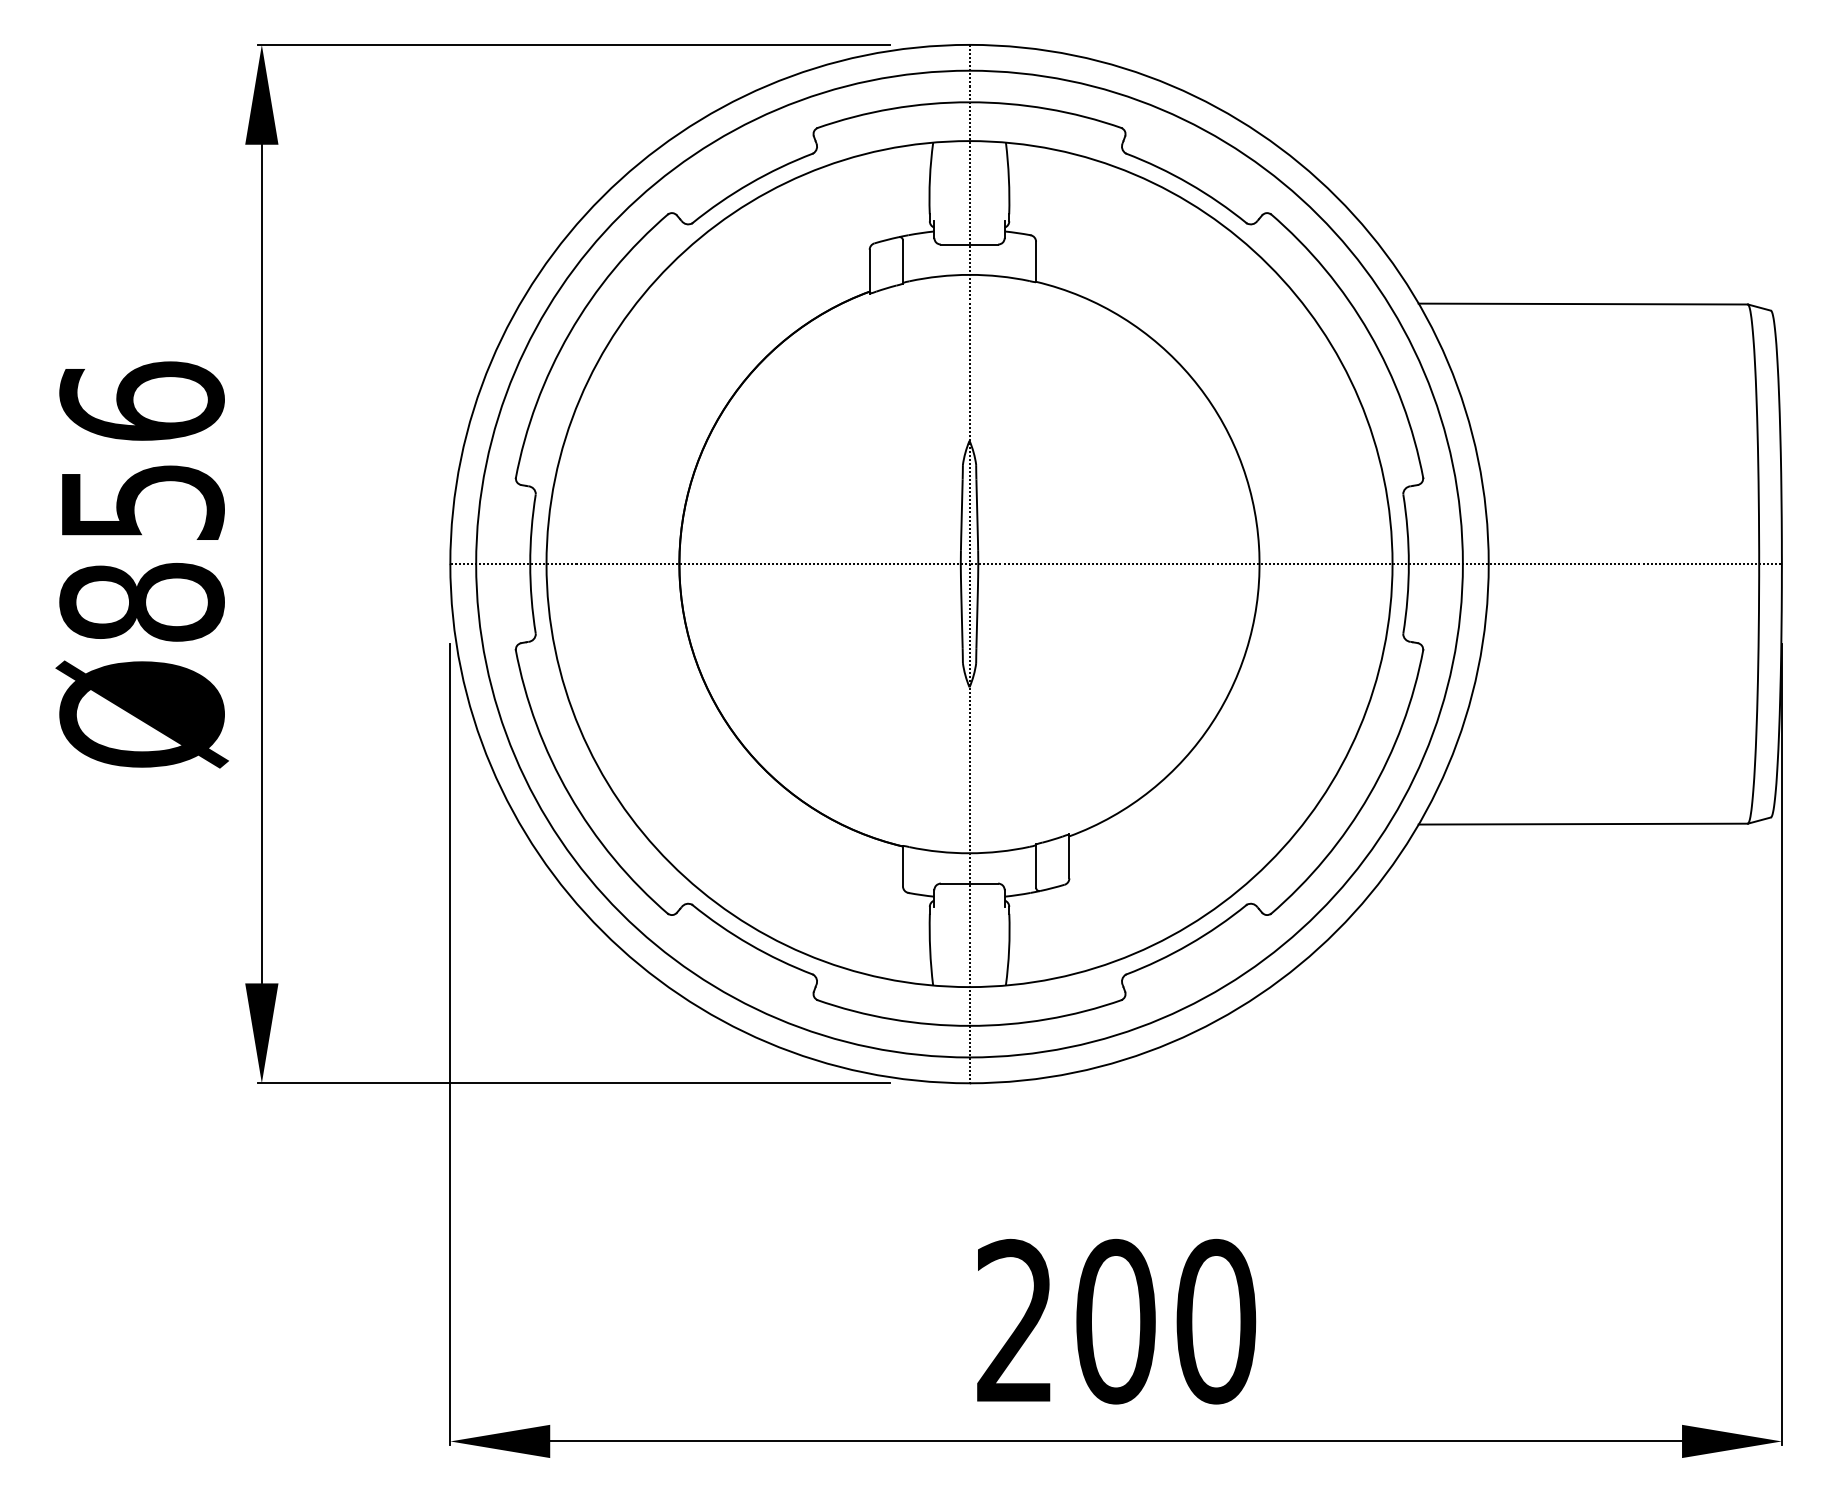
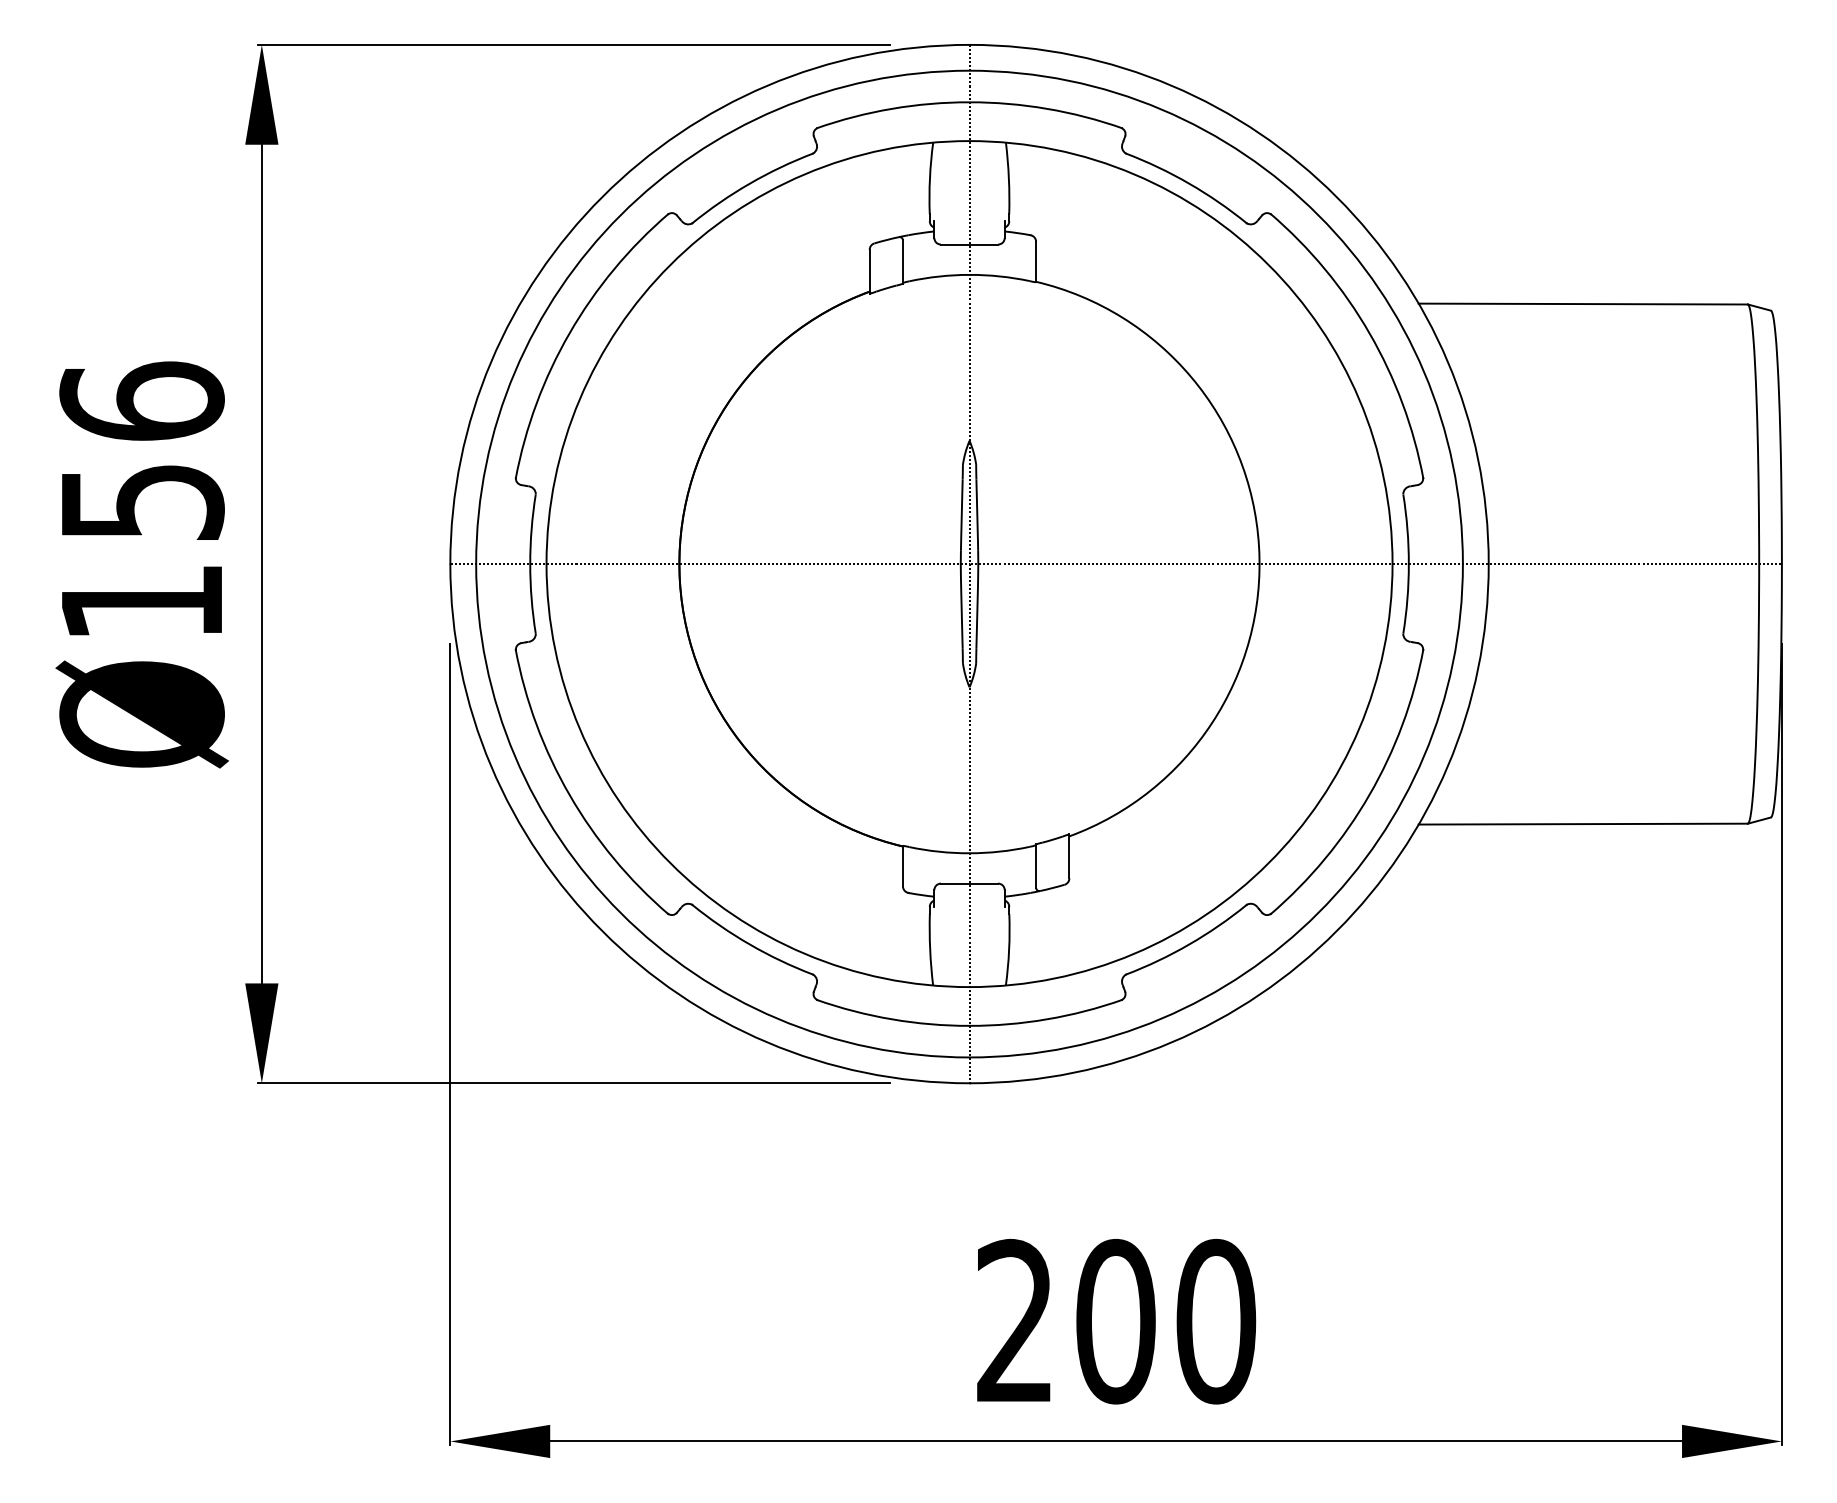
text: Ø856 -> Ø156 (141, 601)
